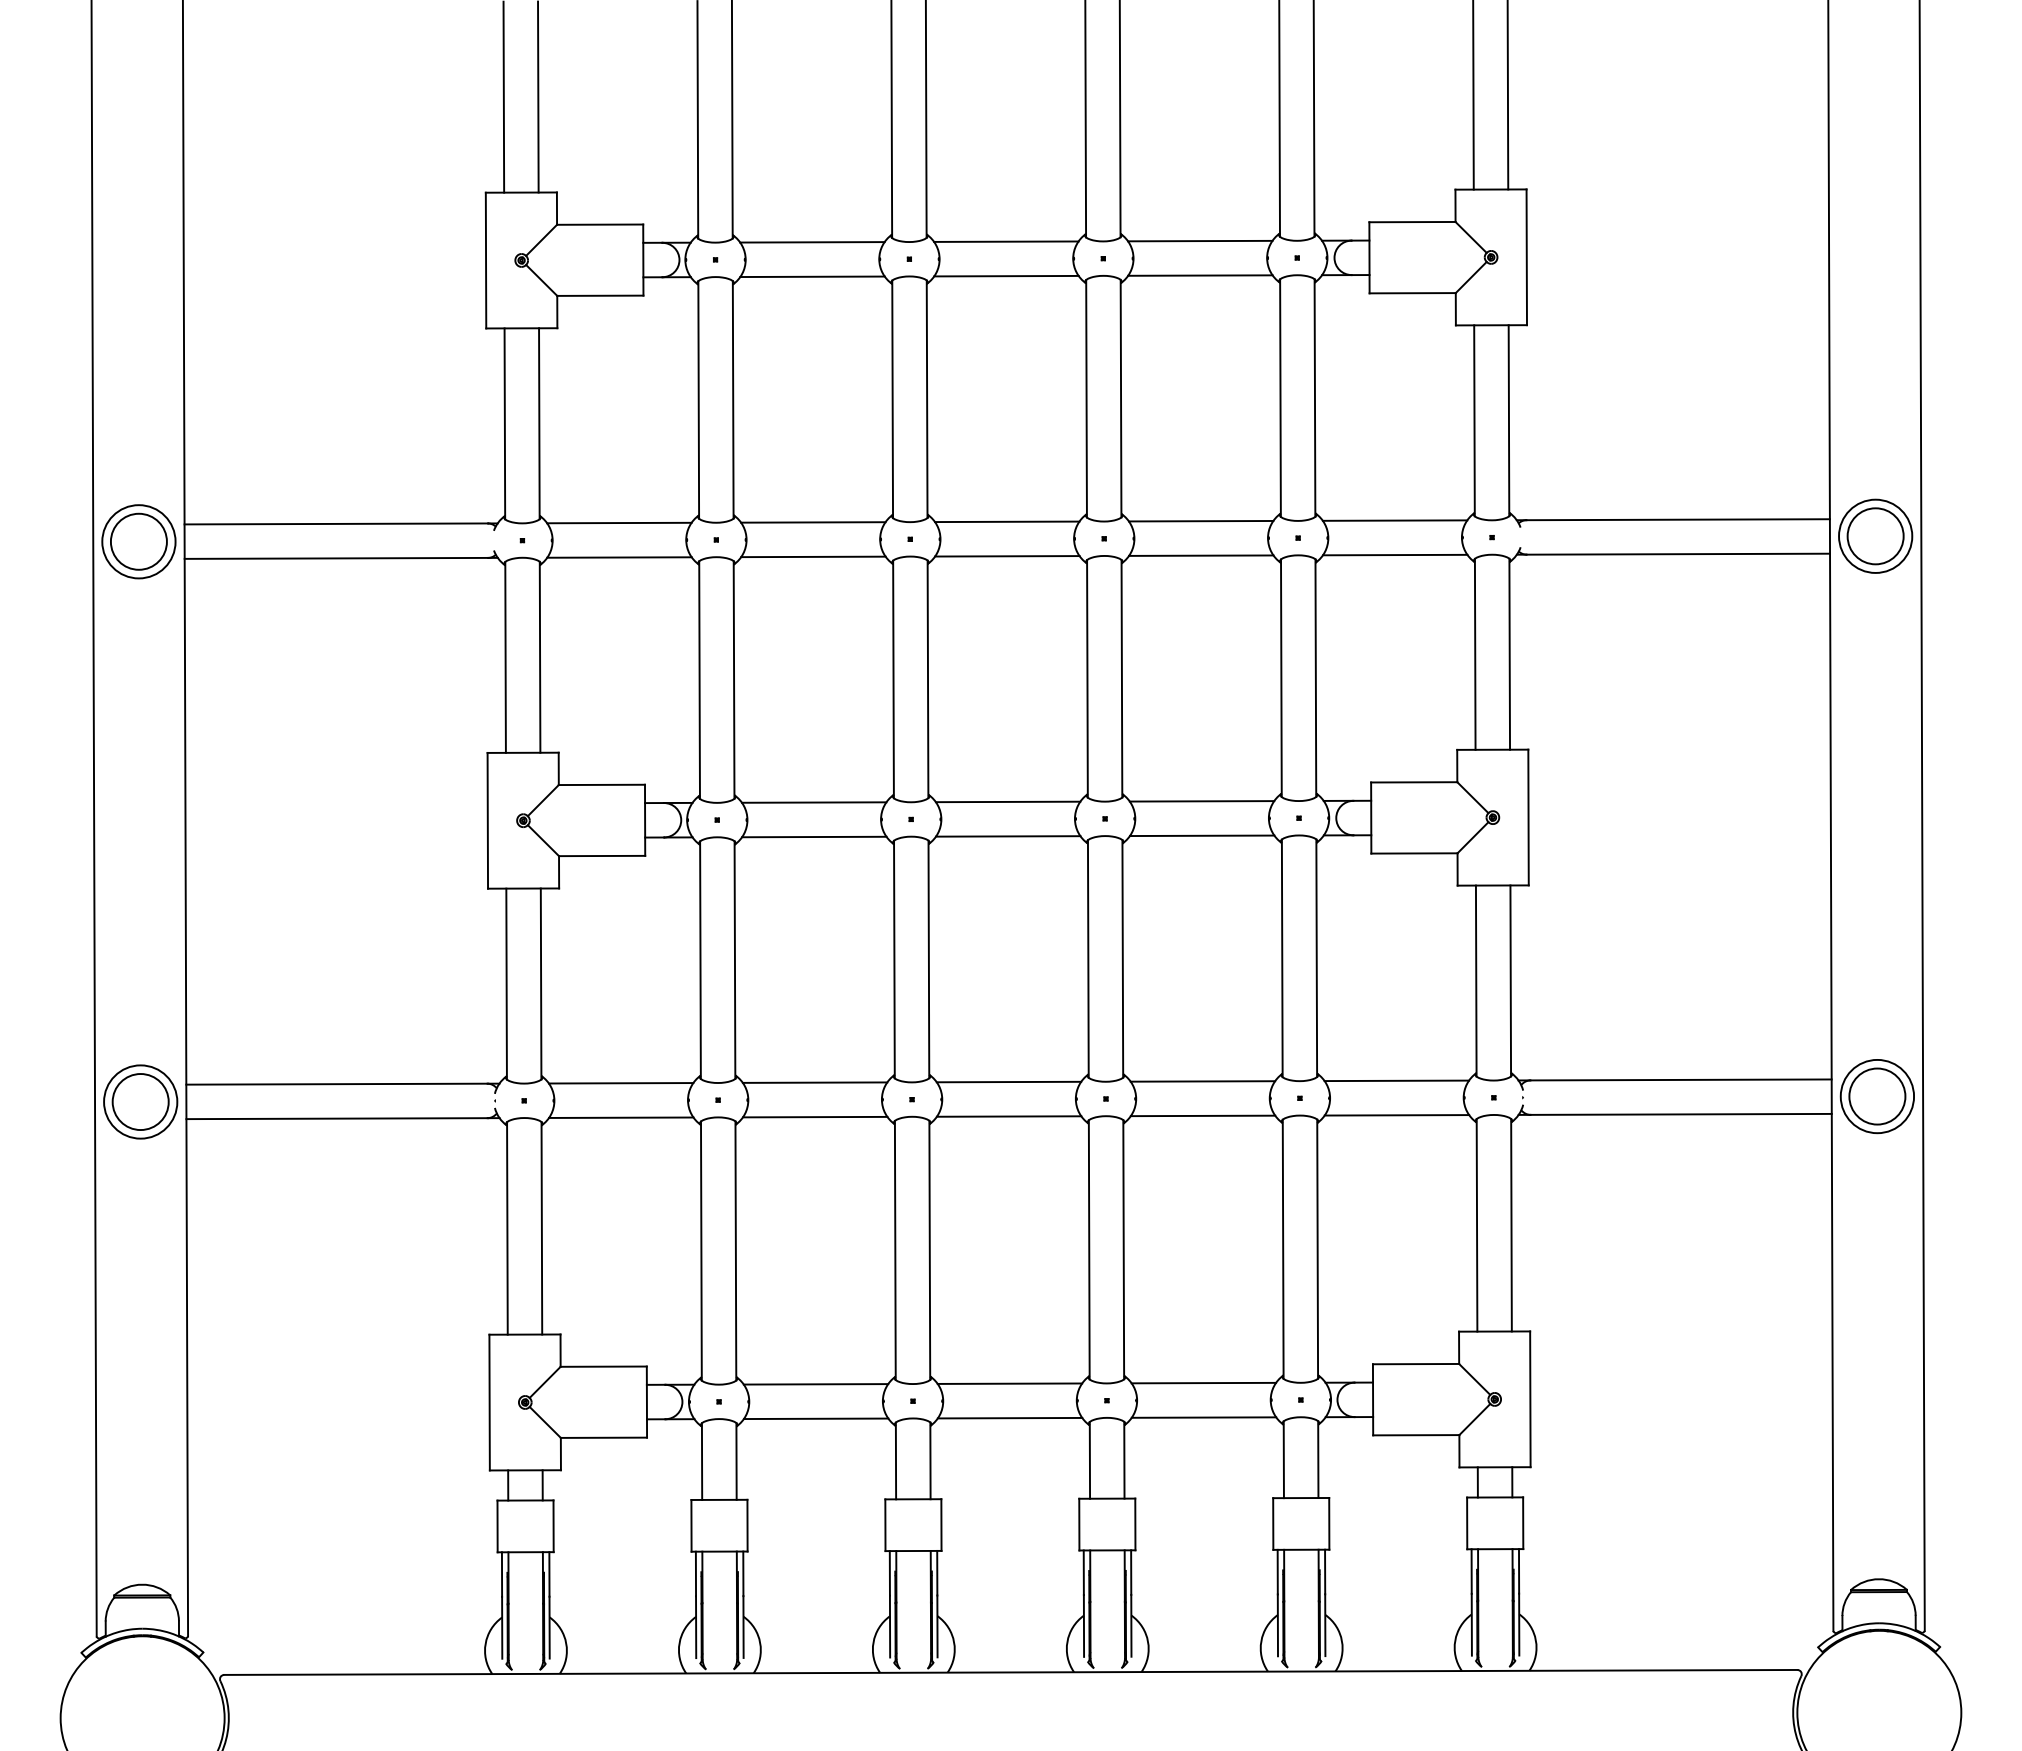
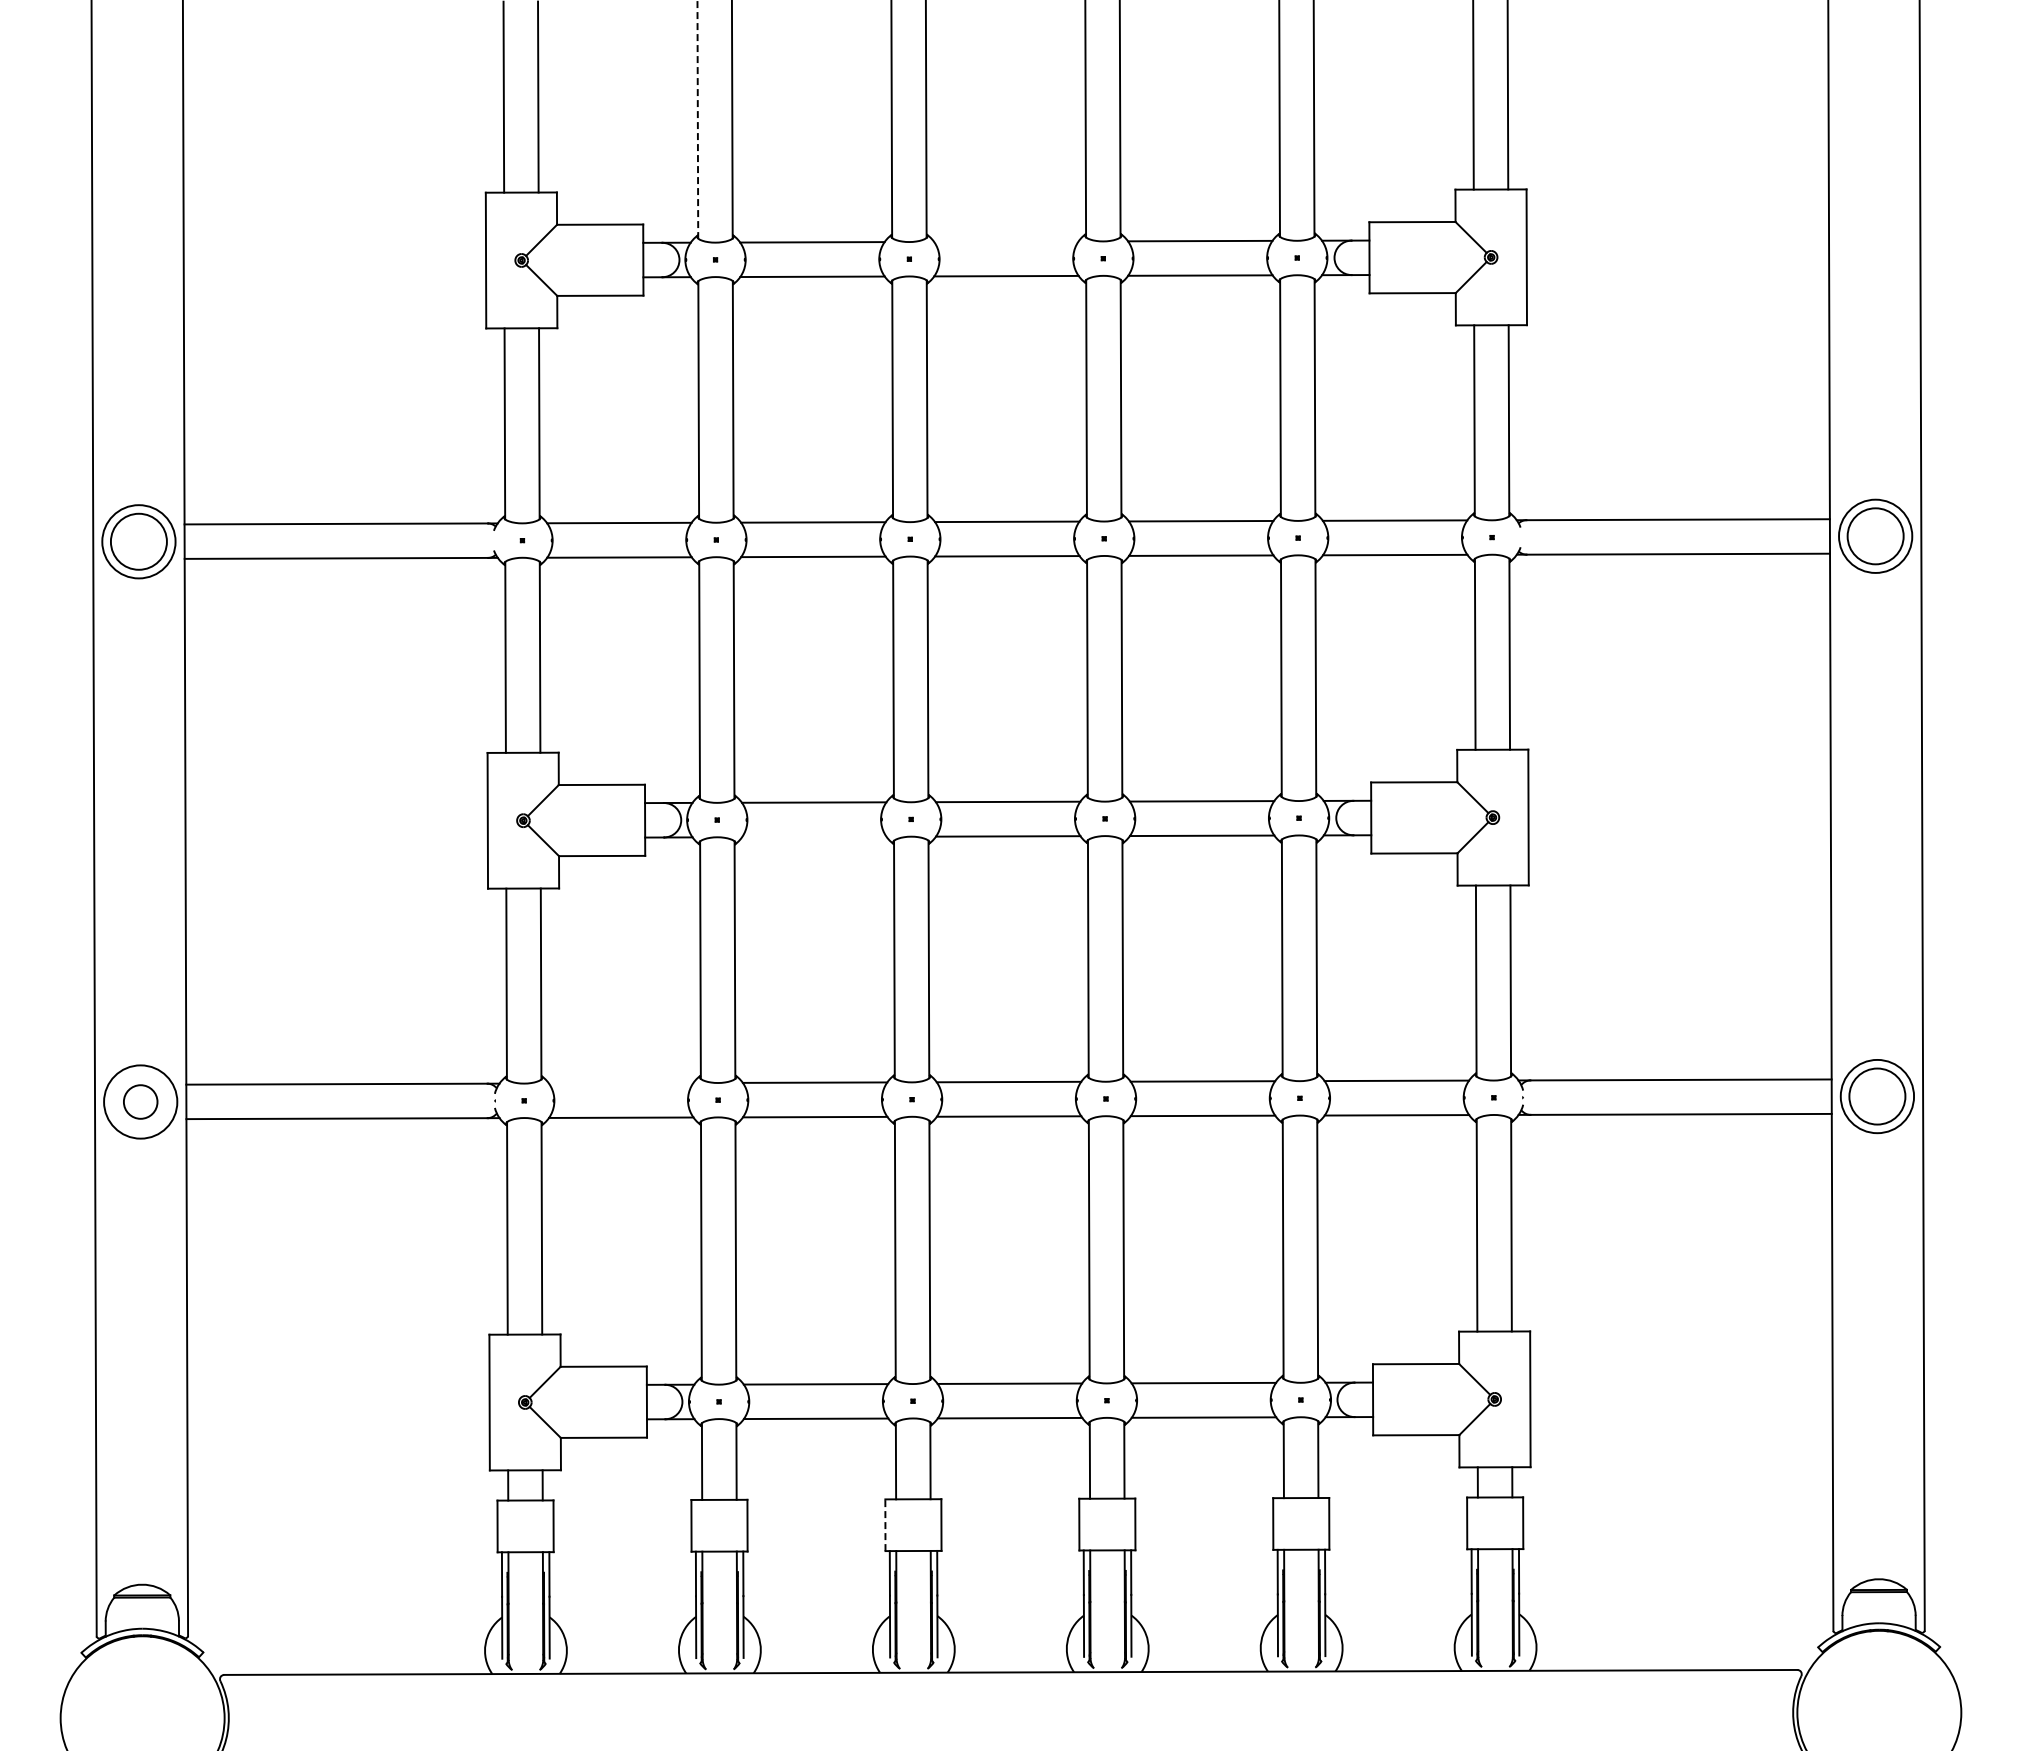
line: solid -> dashed (697, 119)
line: present -> none (1006, 241)
line: present -> none (814, 836)
line: present -> none (620, 1083)
circle diameter: 56 px -> 34 px (140, 1101)
line: solid -> dashed (885, 1525)
